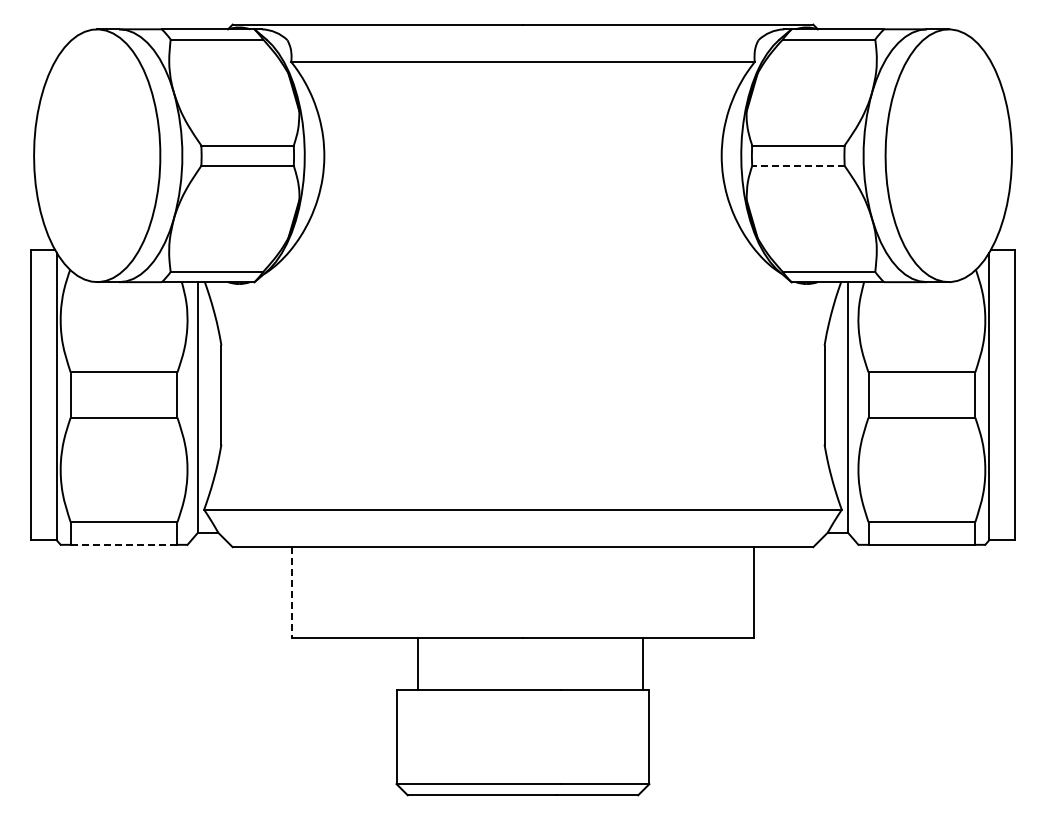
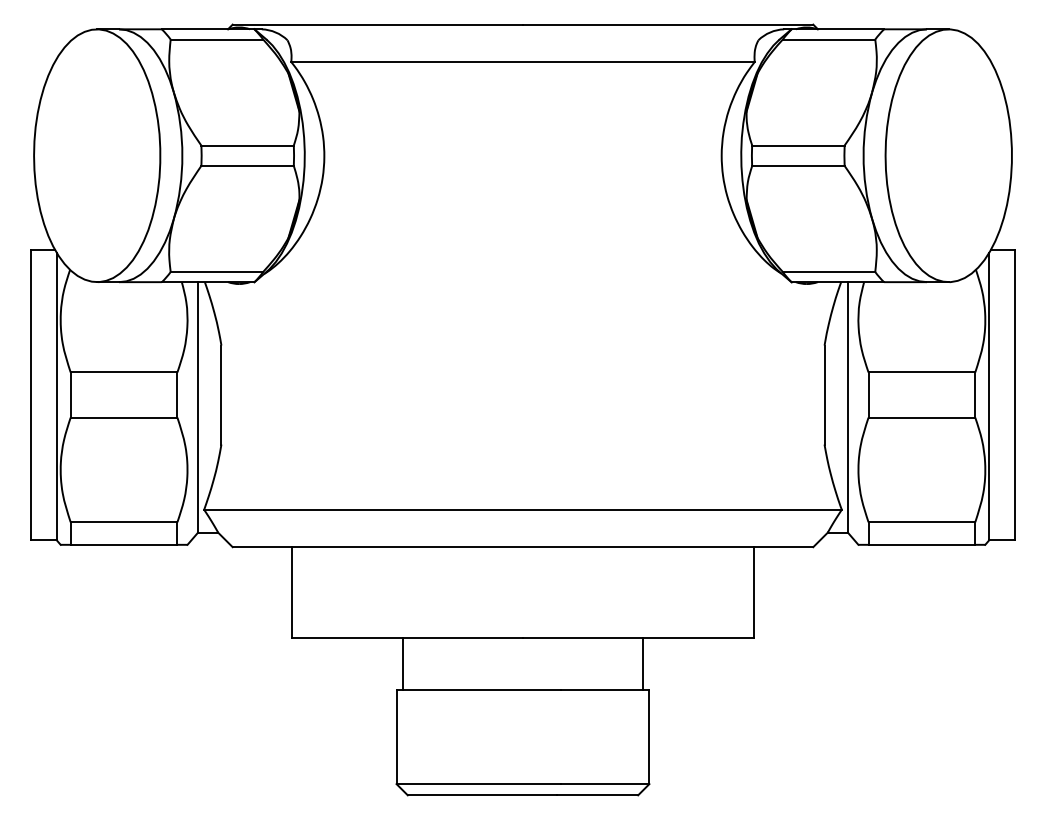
line: dashed -> solid (797, 165)
line: dashed -> solid (124, 544)
line: dashed -> solid (291, 593)
line position: (417, 663) -> (402, 663) (402, 663)
